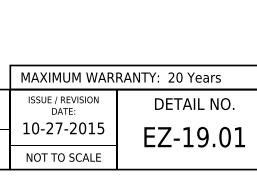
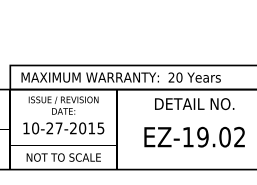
text: EZ-19.01 -> EZ-19.02 (239, 136)
